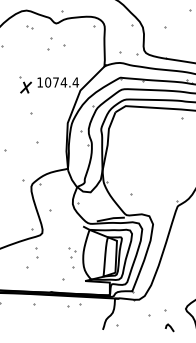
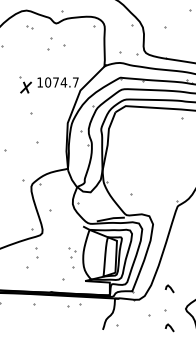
text: 1074.4 -> 1074.7 (75, 82)
line: none -> present (169, 288)
